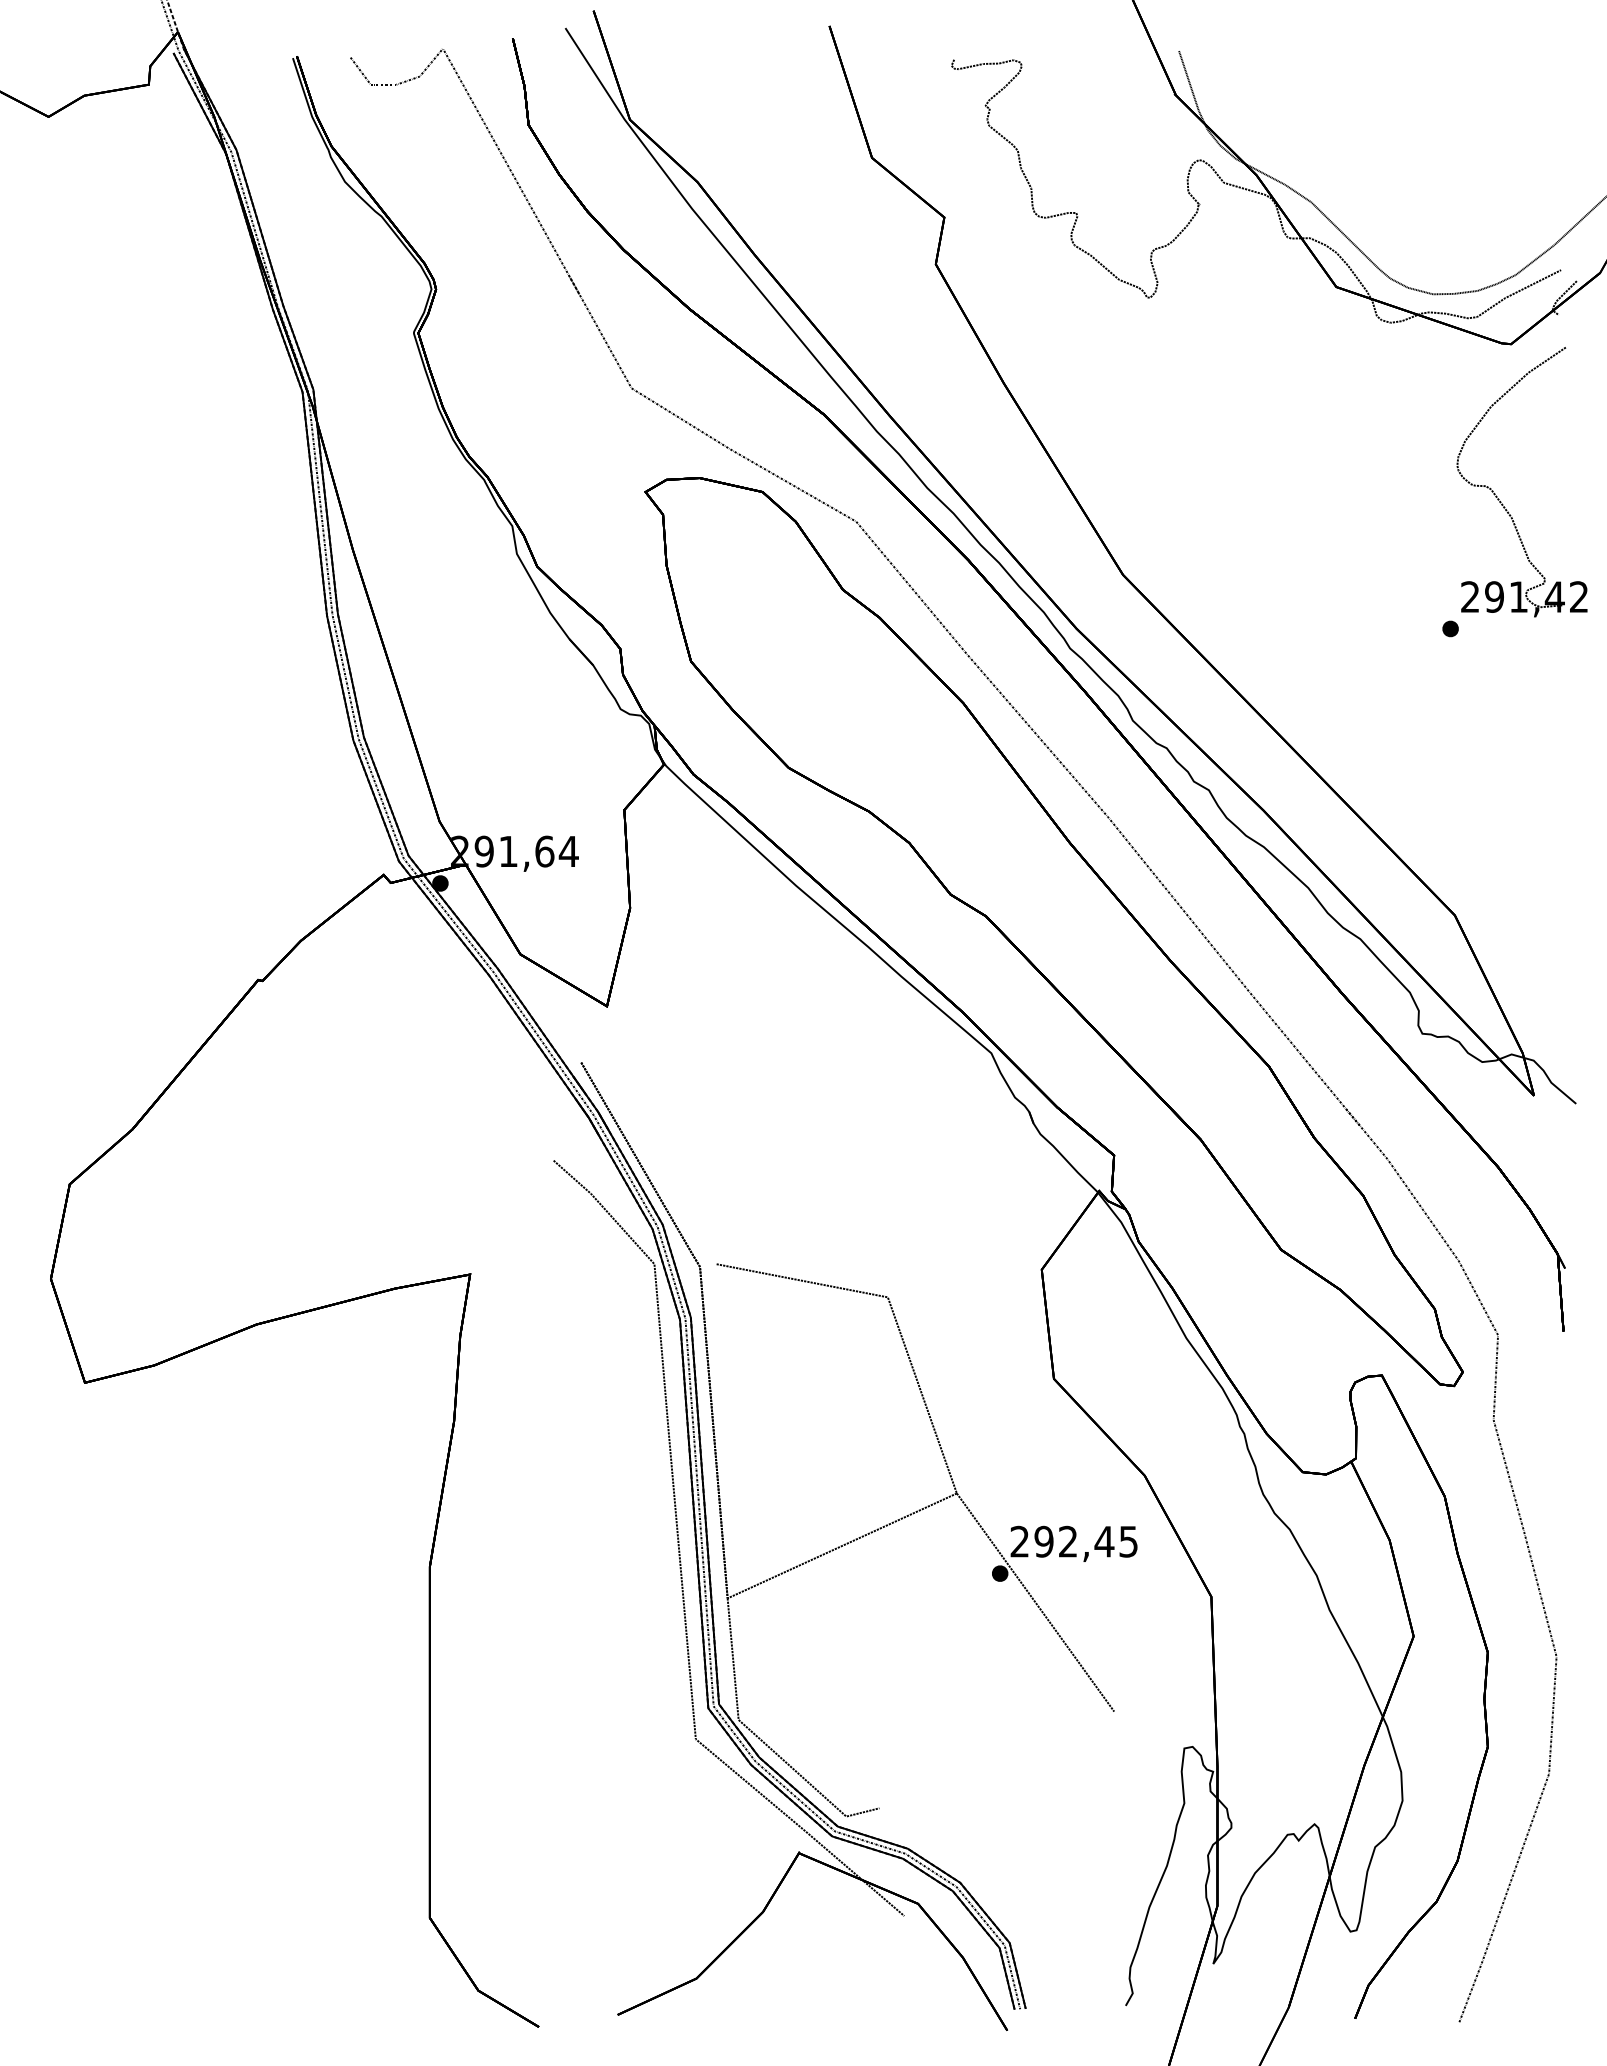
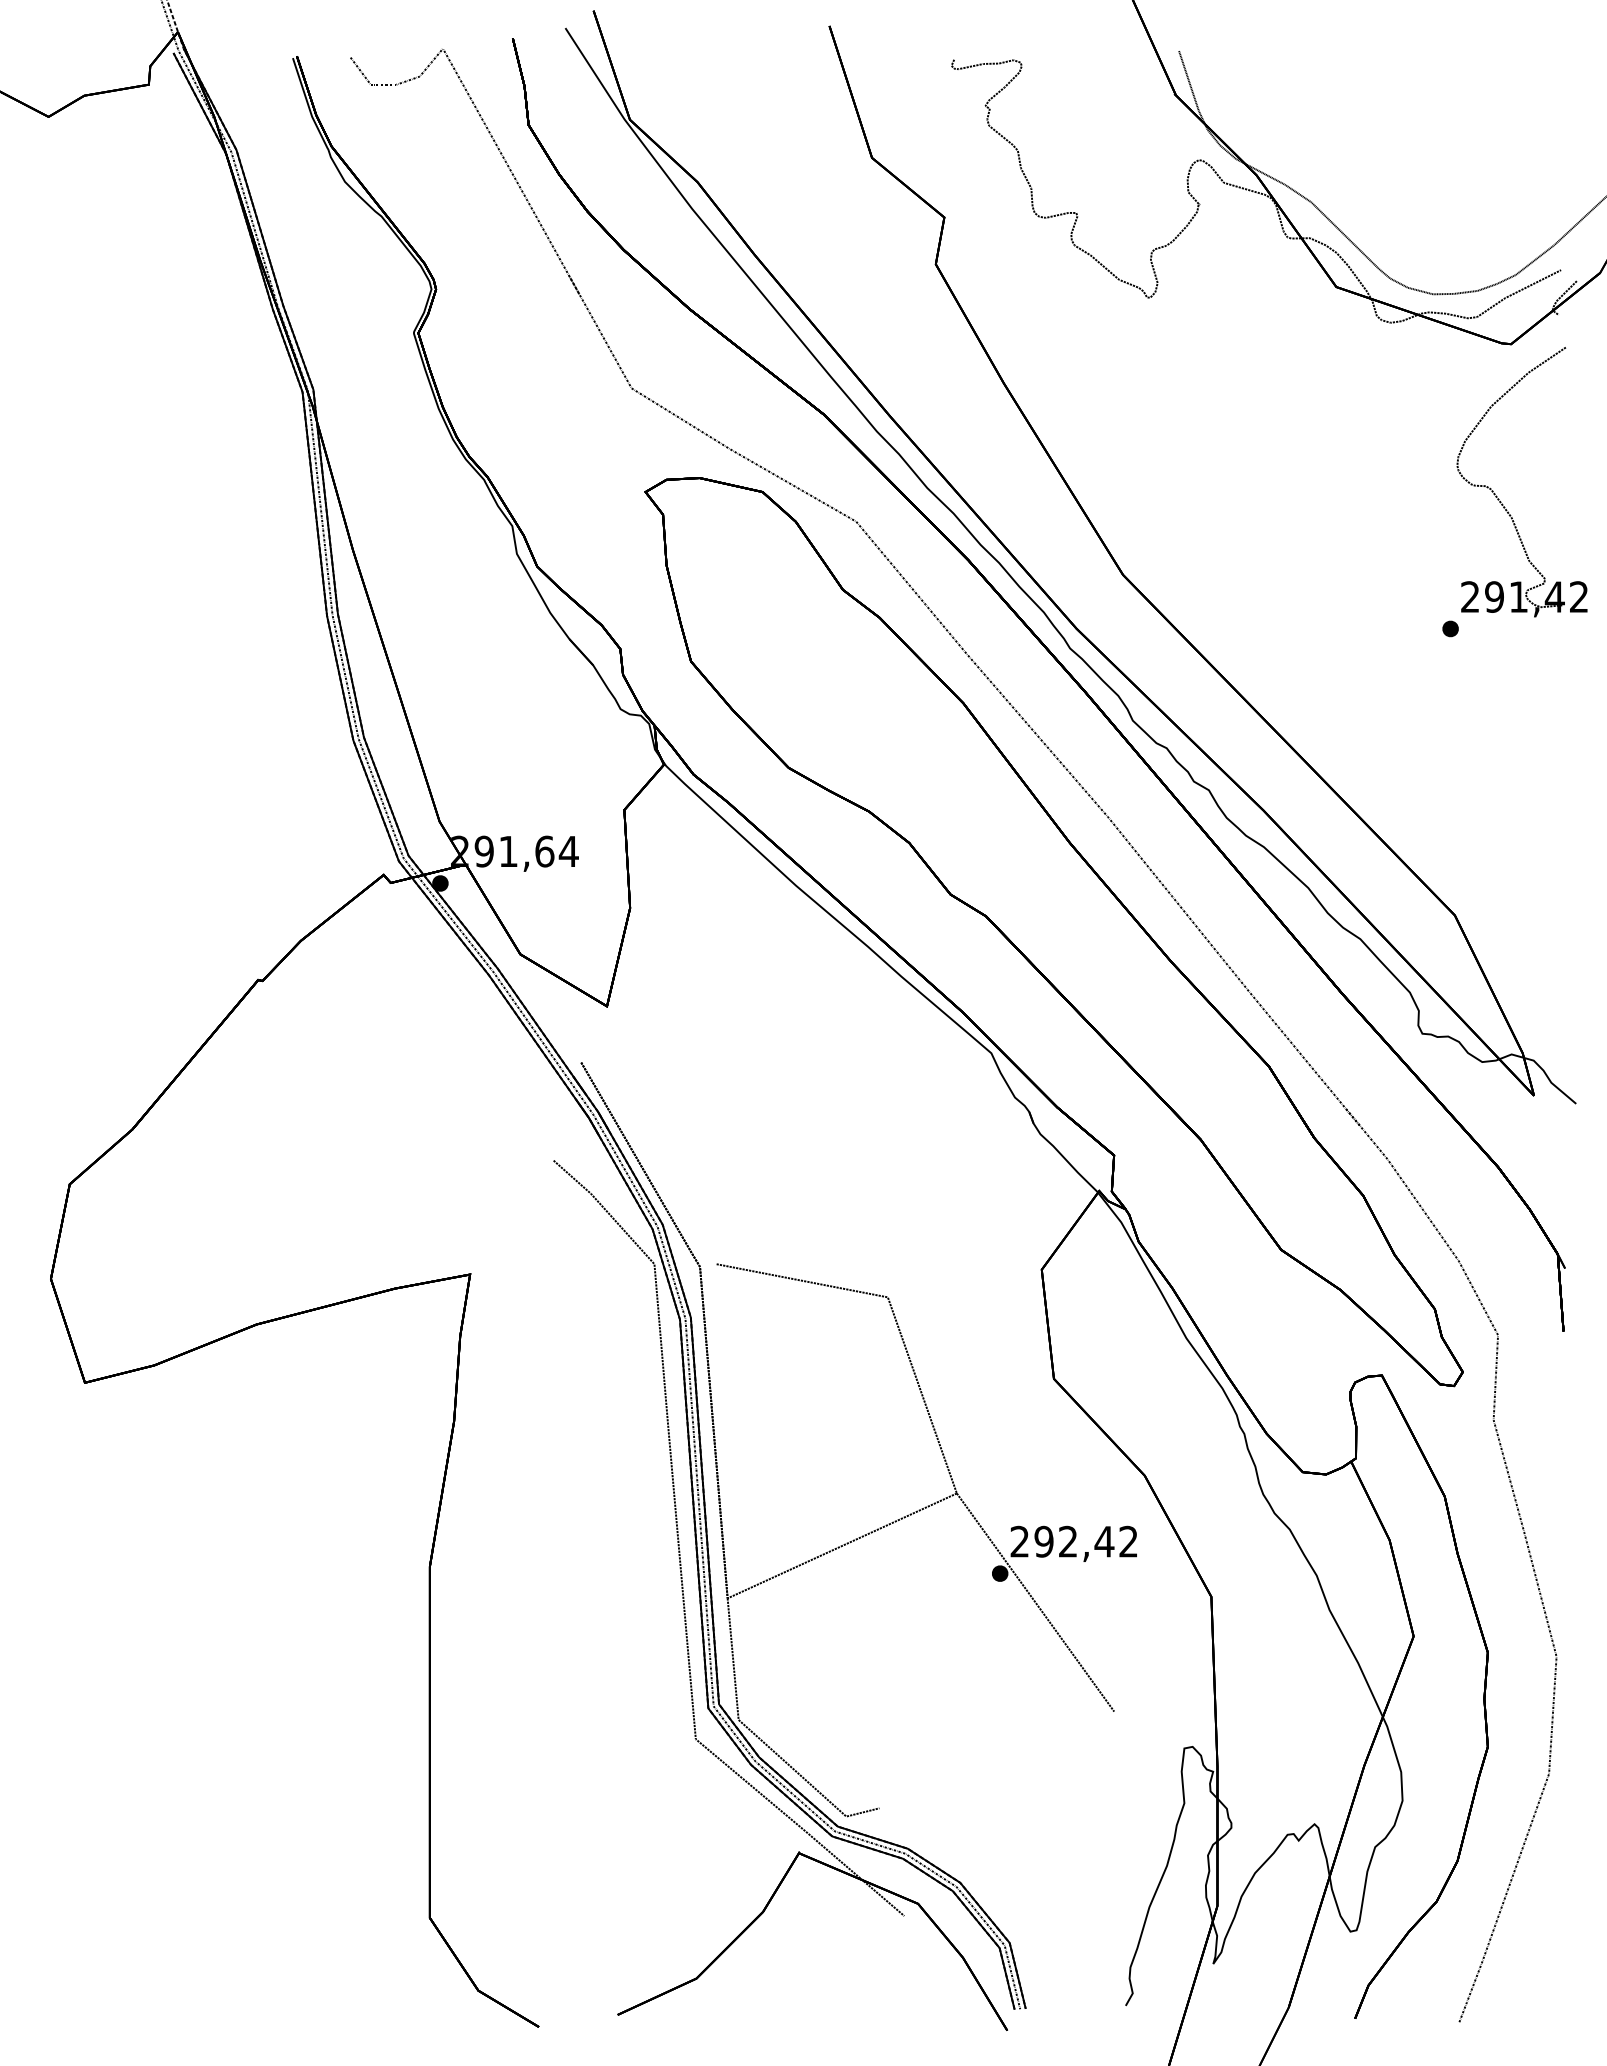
text: 292,45 -> 292,42 (1128, 1541)
